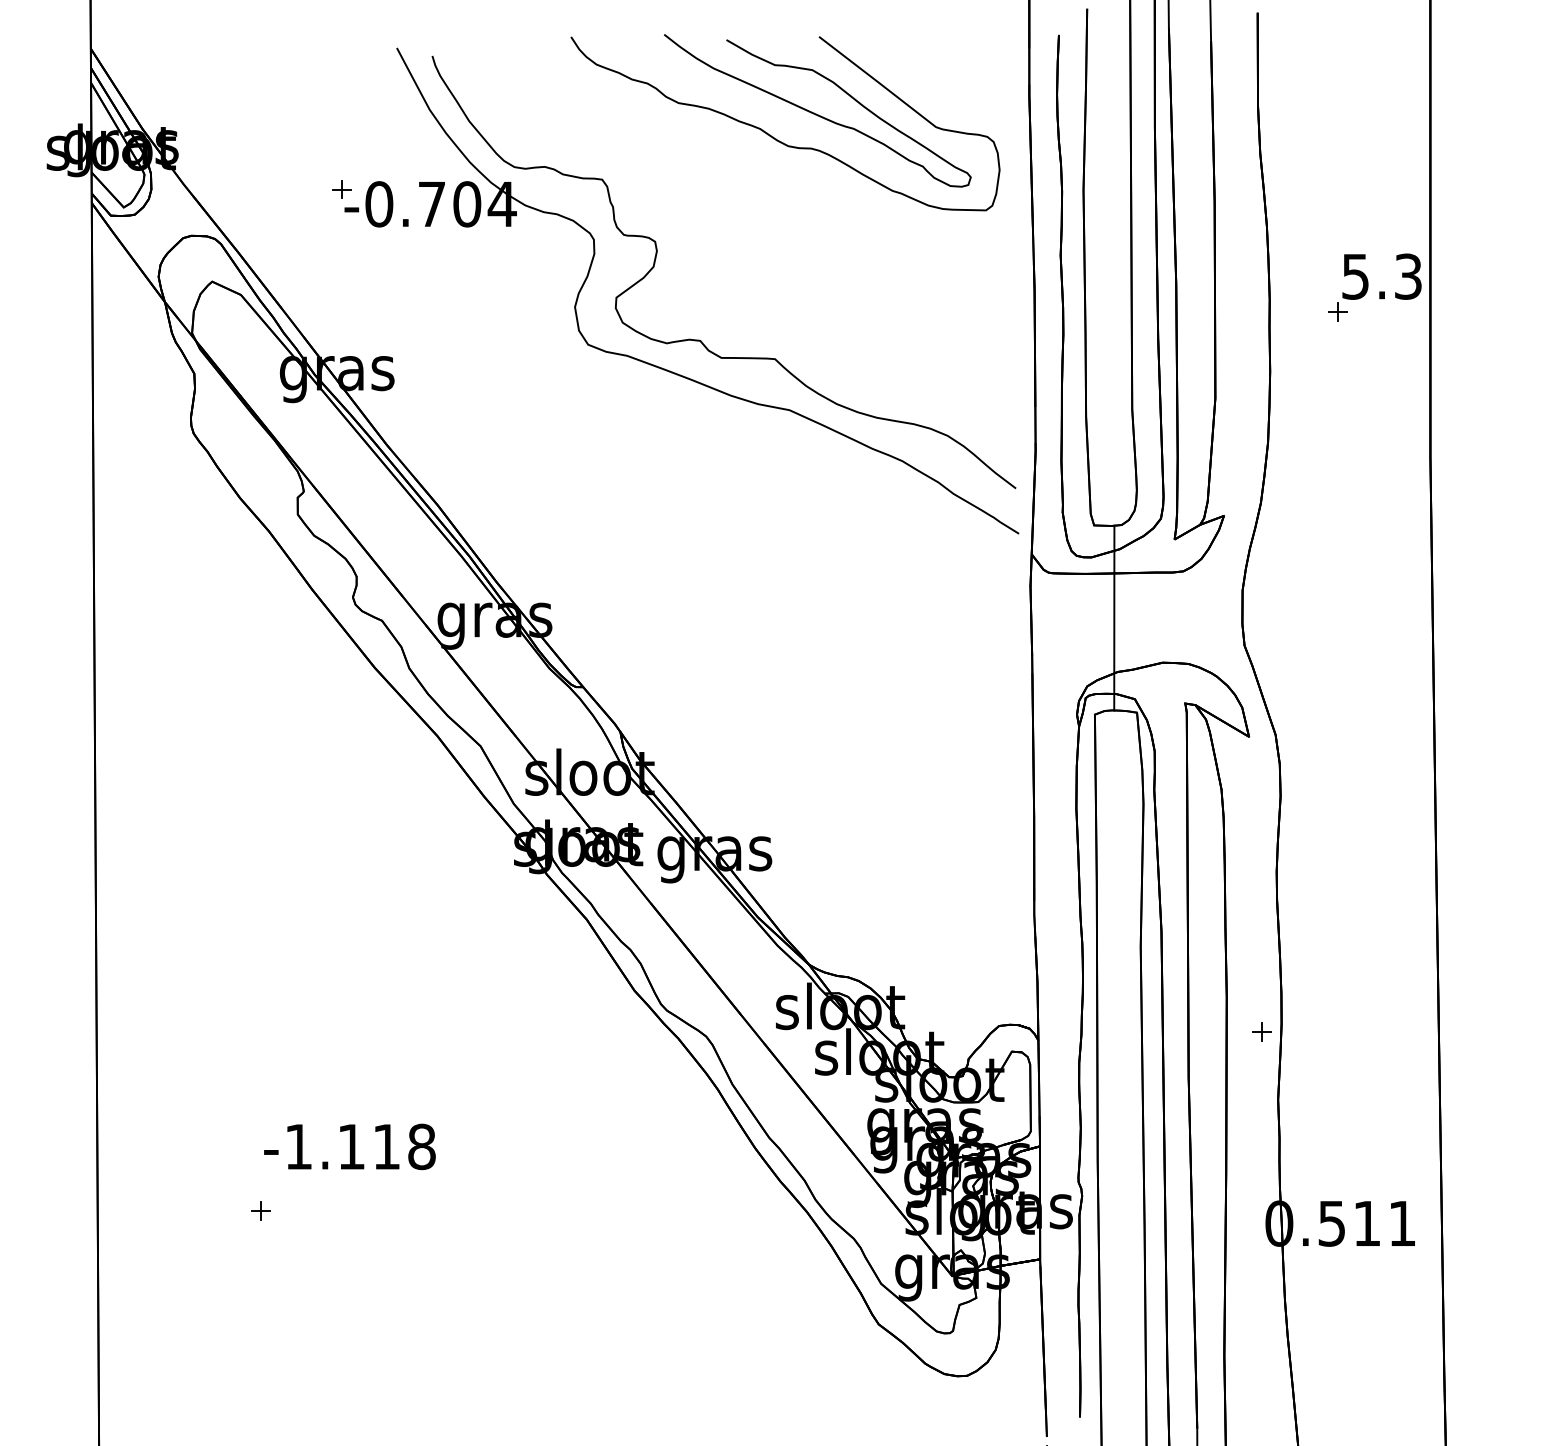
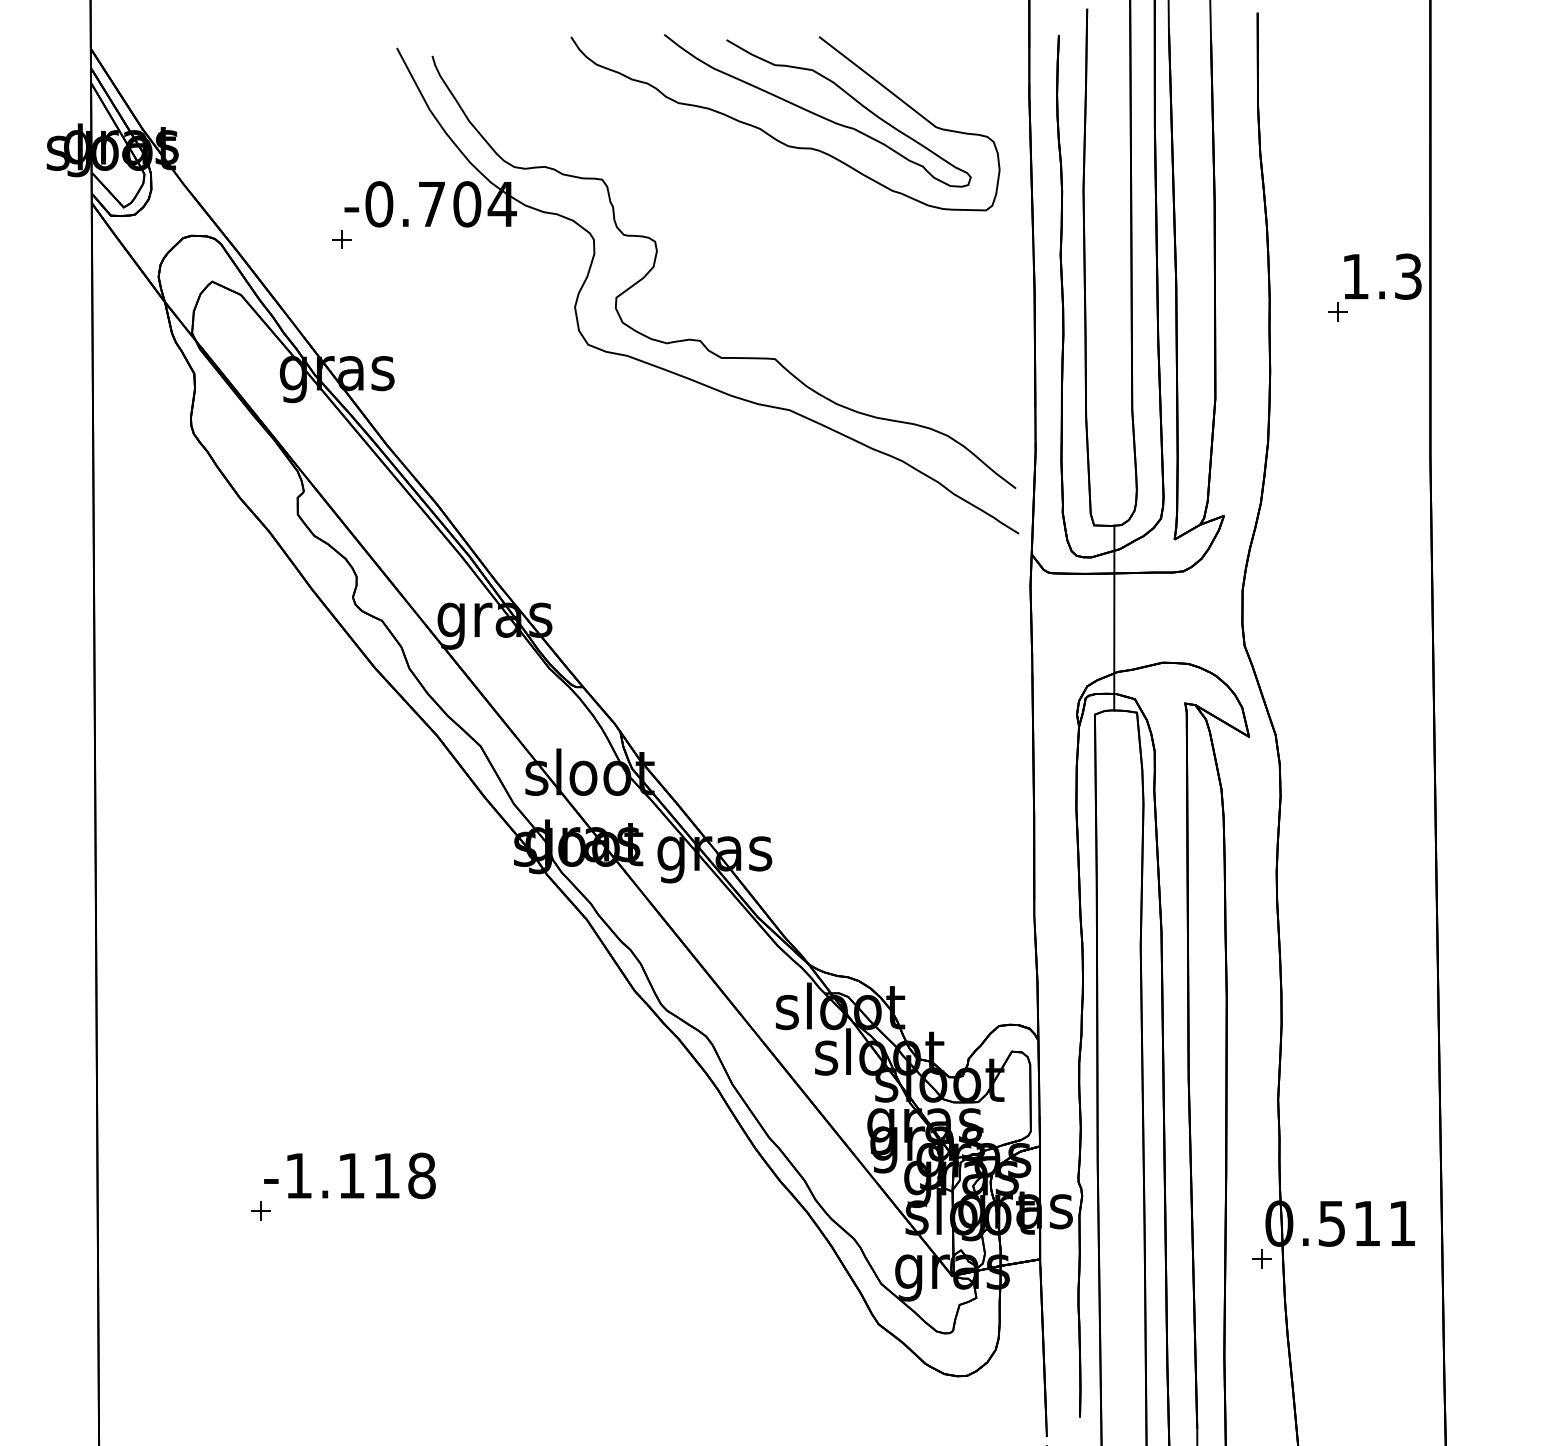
part position: (341, 189) -> (341, 239) (341, 239)
text: 5.3 -> 1.3 (1355, 276)
part position: (1261, 1031) -> (1261, 1258) (1261, 1258)
text position: (349, 1146) -> (349, 1175) (349, 1175)
